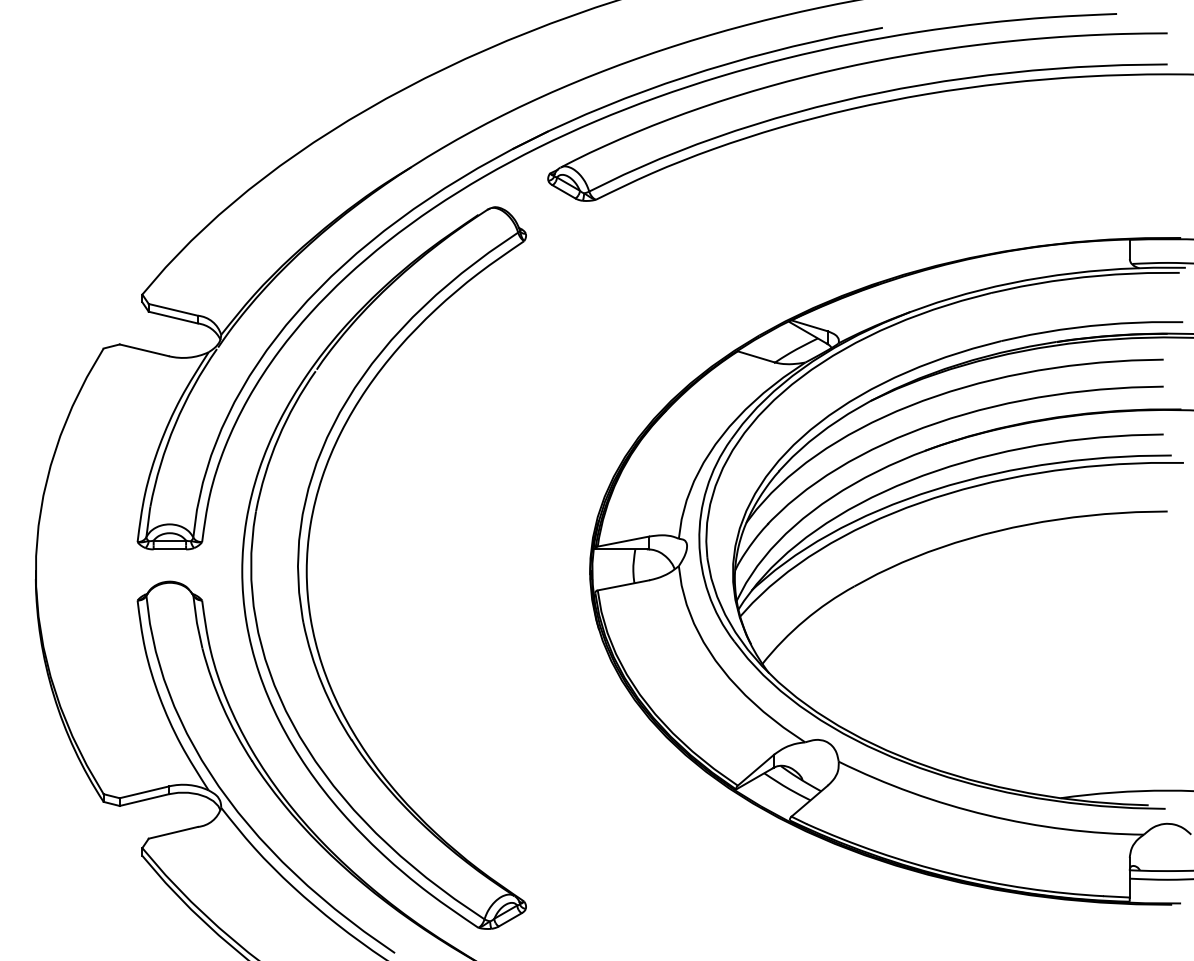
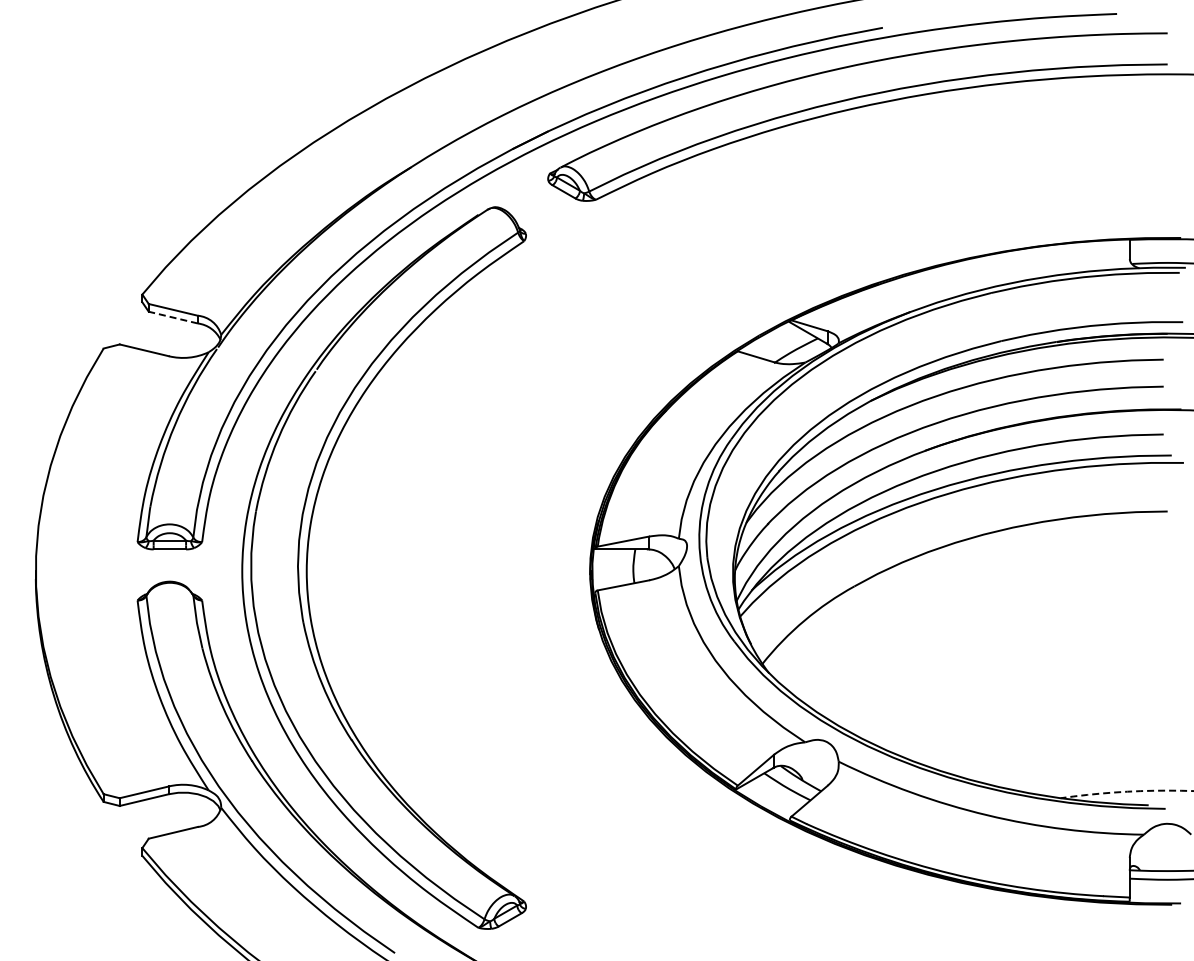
line: solid -> dashed (172, 317)
arc: solid -> dashed (1126, 791)
